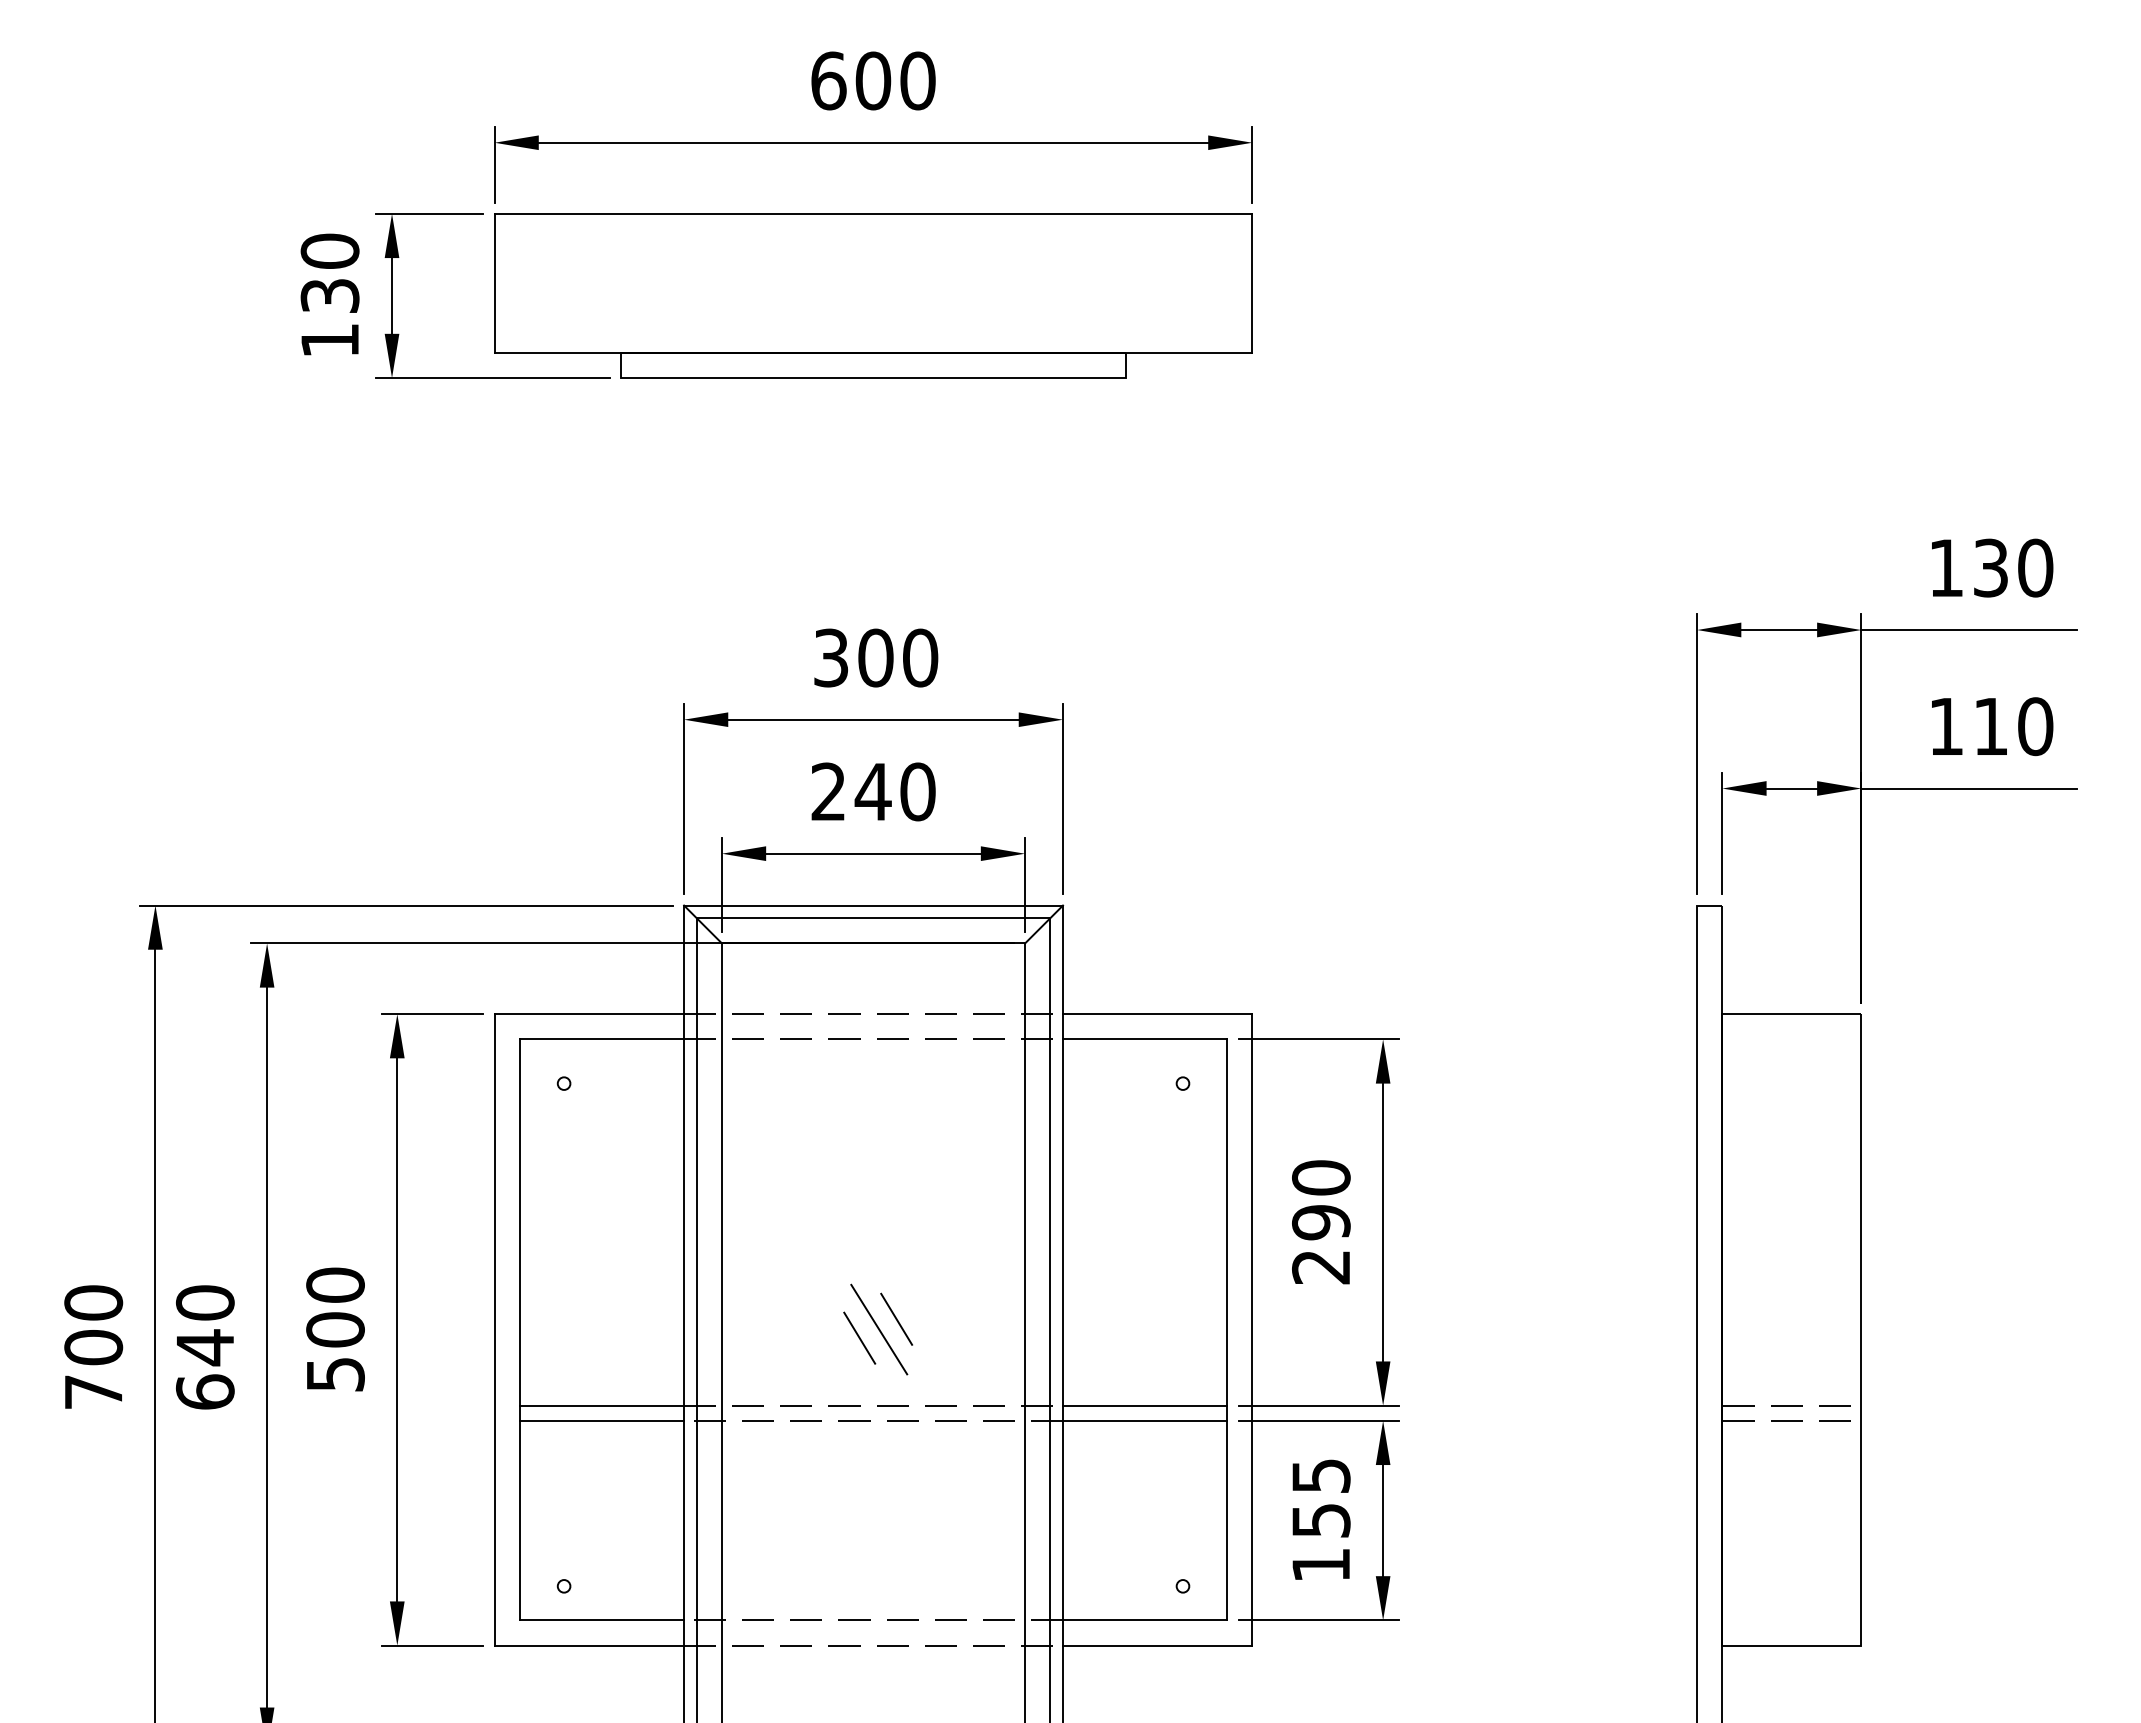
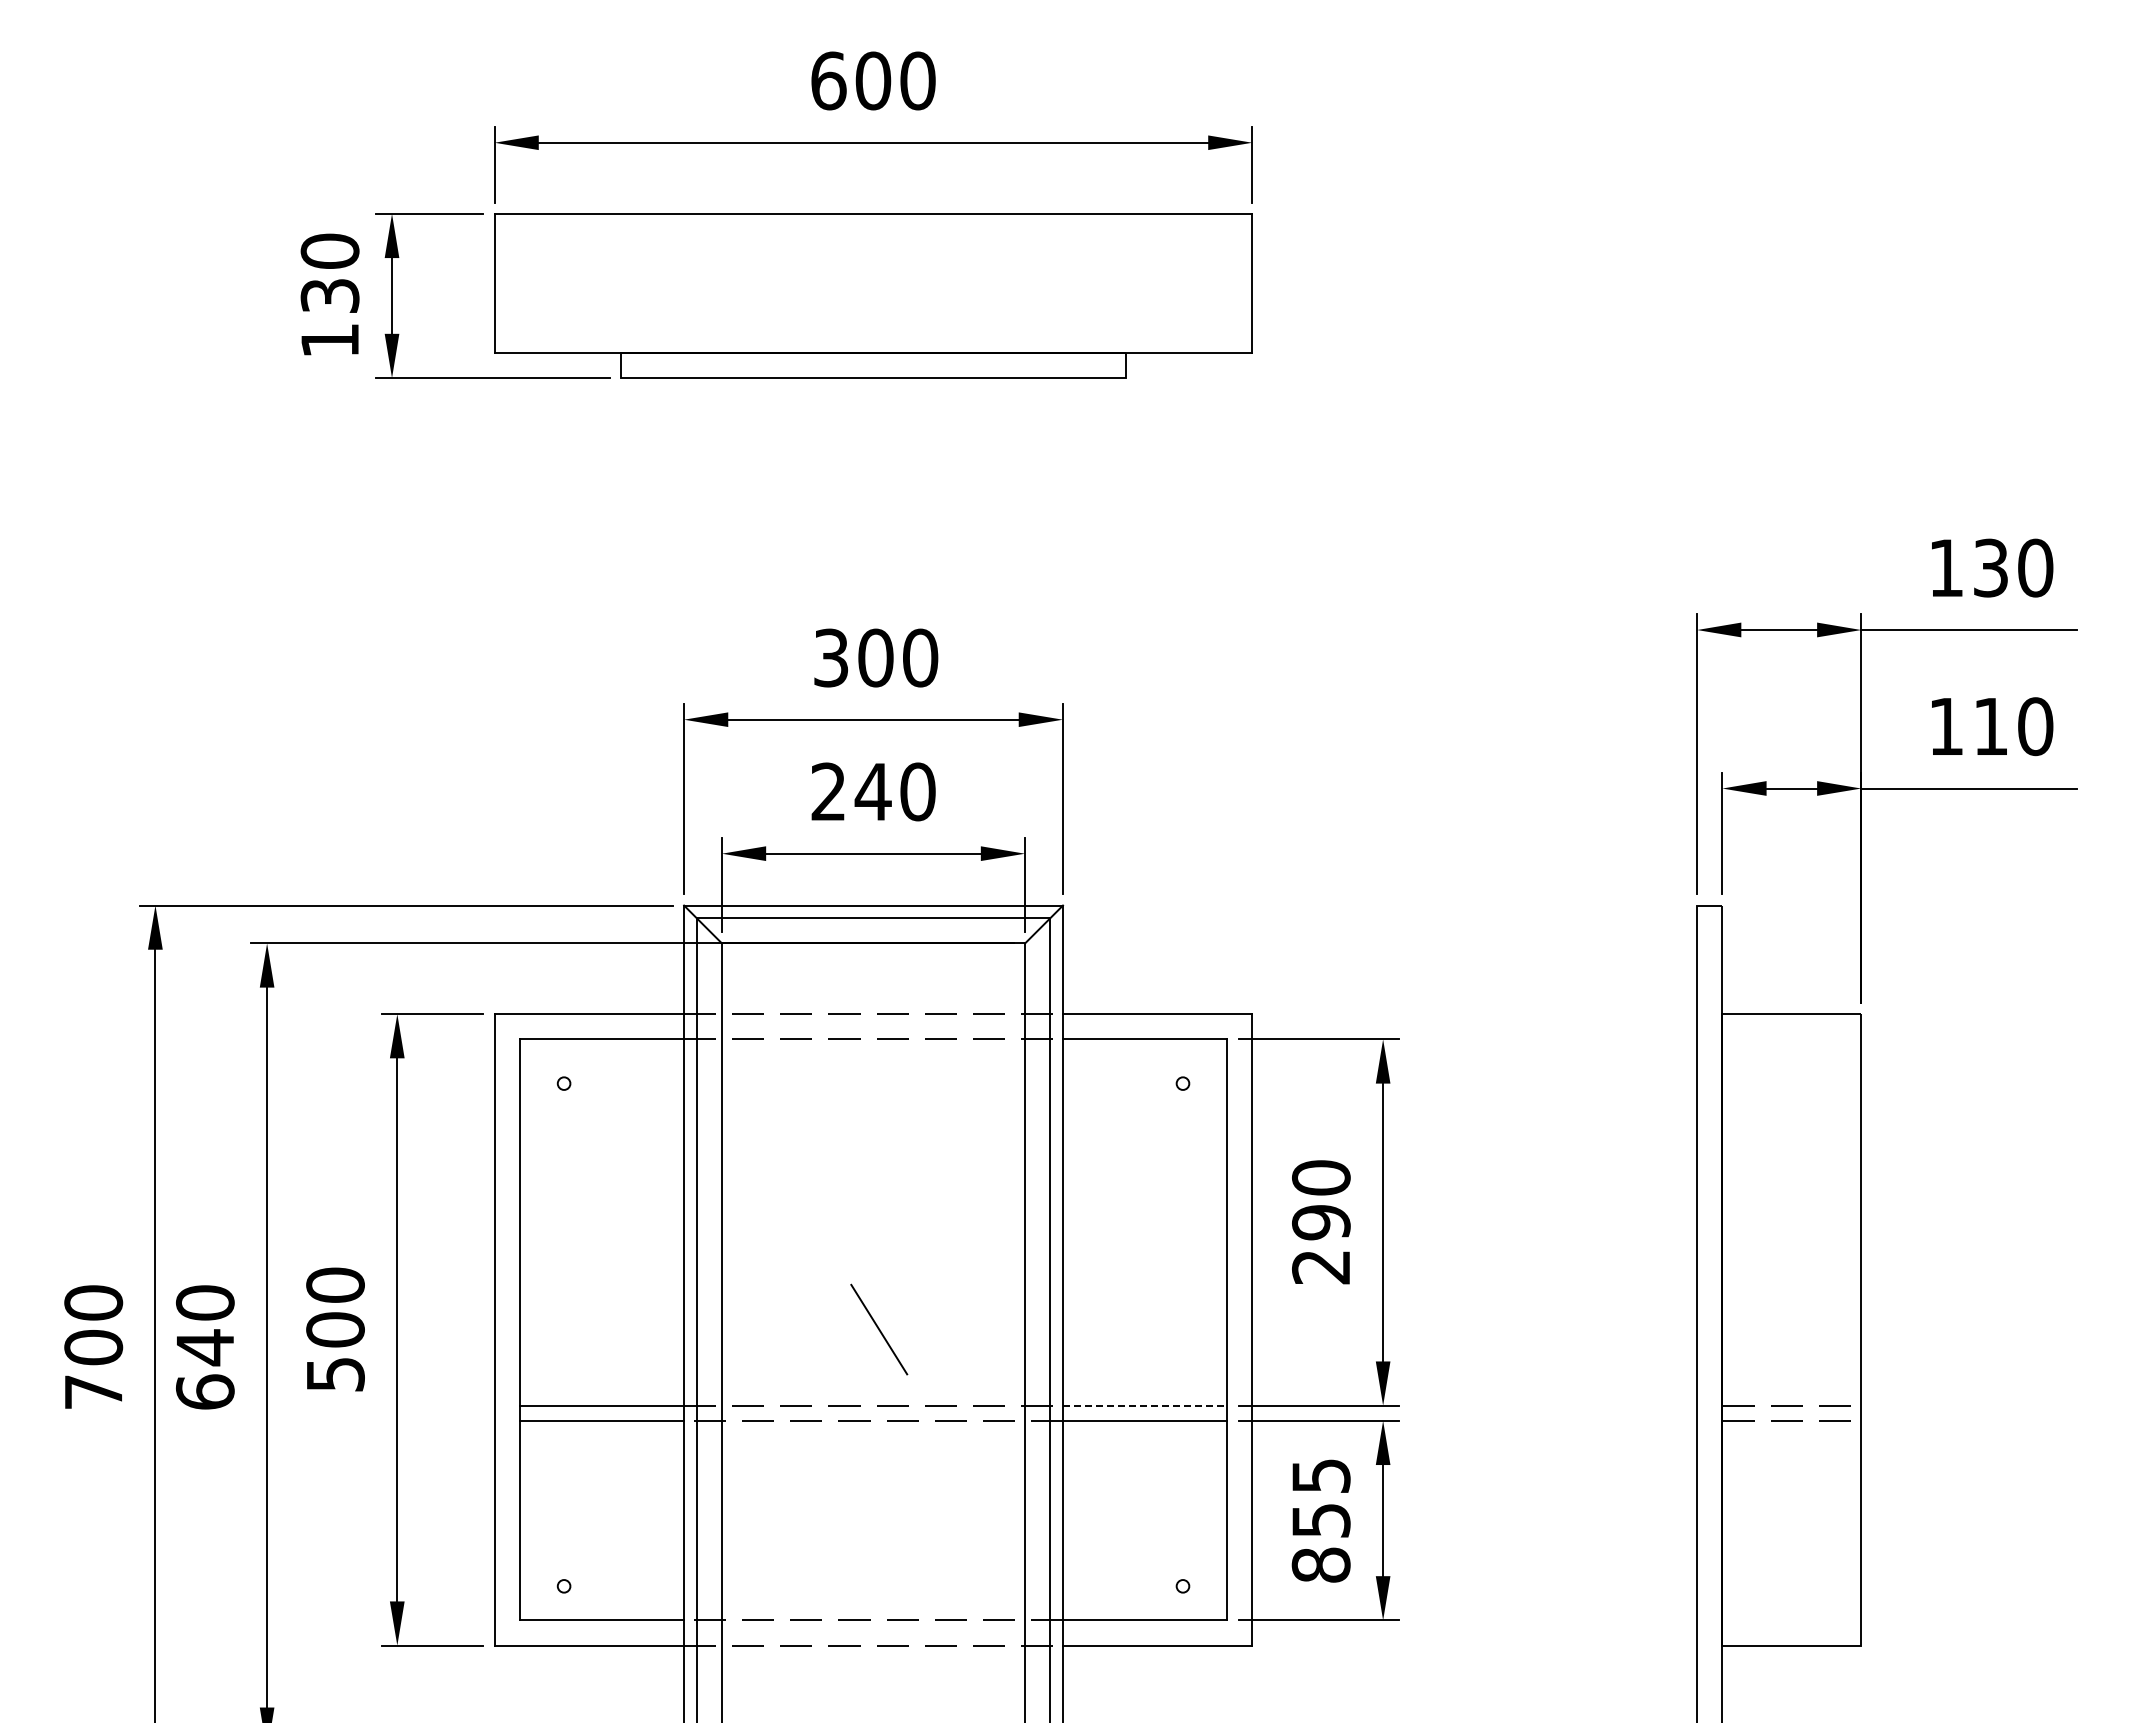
line: present -> none (896, 1318)
line: present -> none (859, 1337)
line: solid -> dashed (1145, 1405)
text: 155 -> 855 (1320, 1564)
